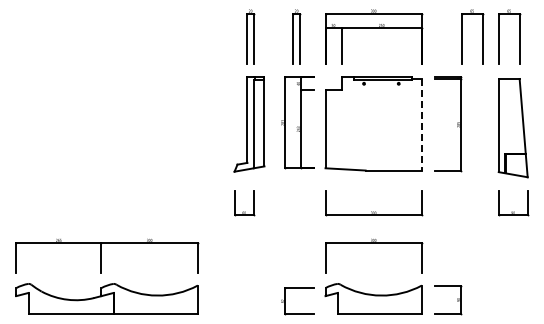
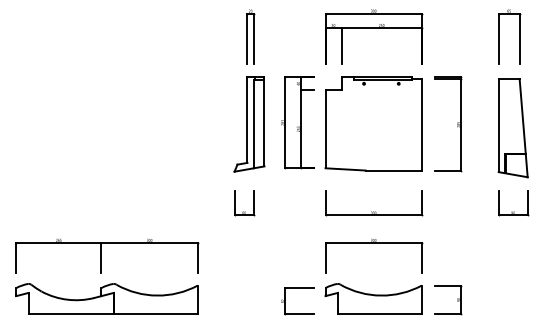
part: present -> none (296, 36)
part: present -> none (462, 36)
line: dashed -> solid (421, 124)
